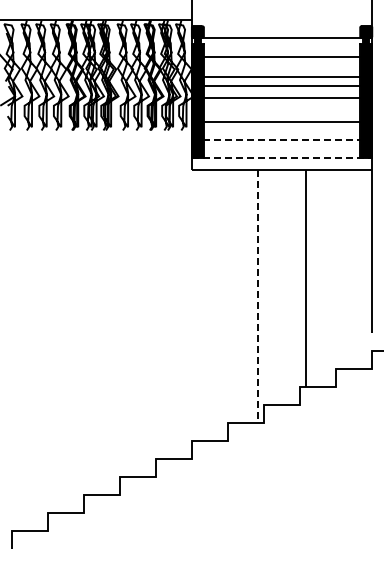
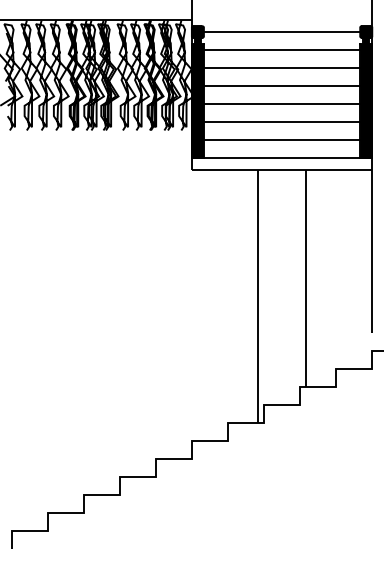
line position: (281, 38) -> (281, 32) (281, 32)
line position: (281, 57) -> (281, 50) (281, 50)
line position: (281, 77) -> (281, 68) (281, 68)
line position: (281, 98) -> (281, 104) (281, 104)
line: dashed -> solid (282, 140)
line: dashed -> solid (282, 158)
line: dashed -> solid (258, 297)
